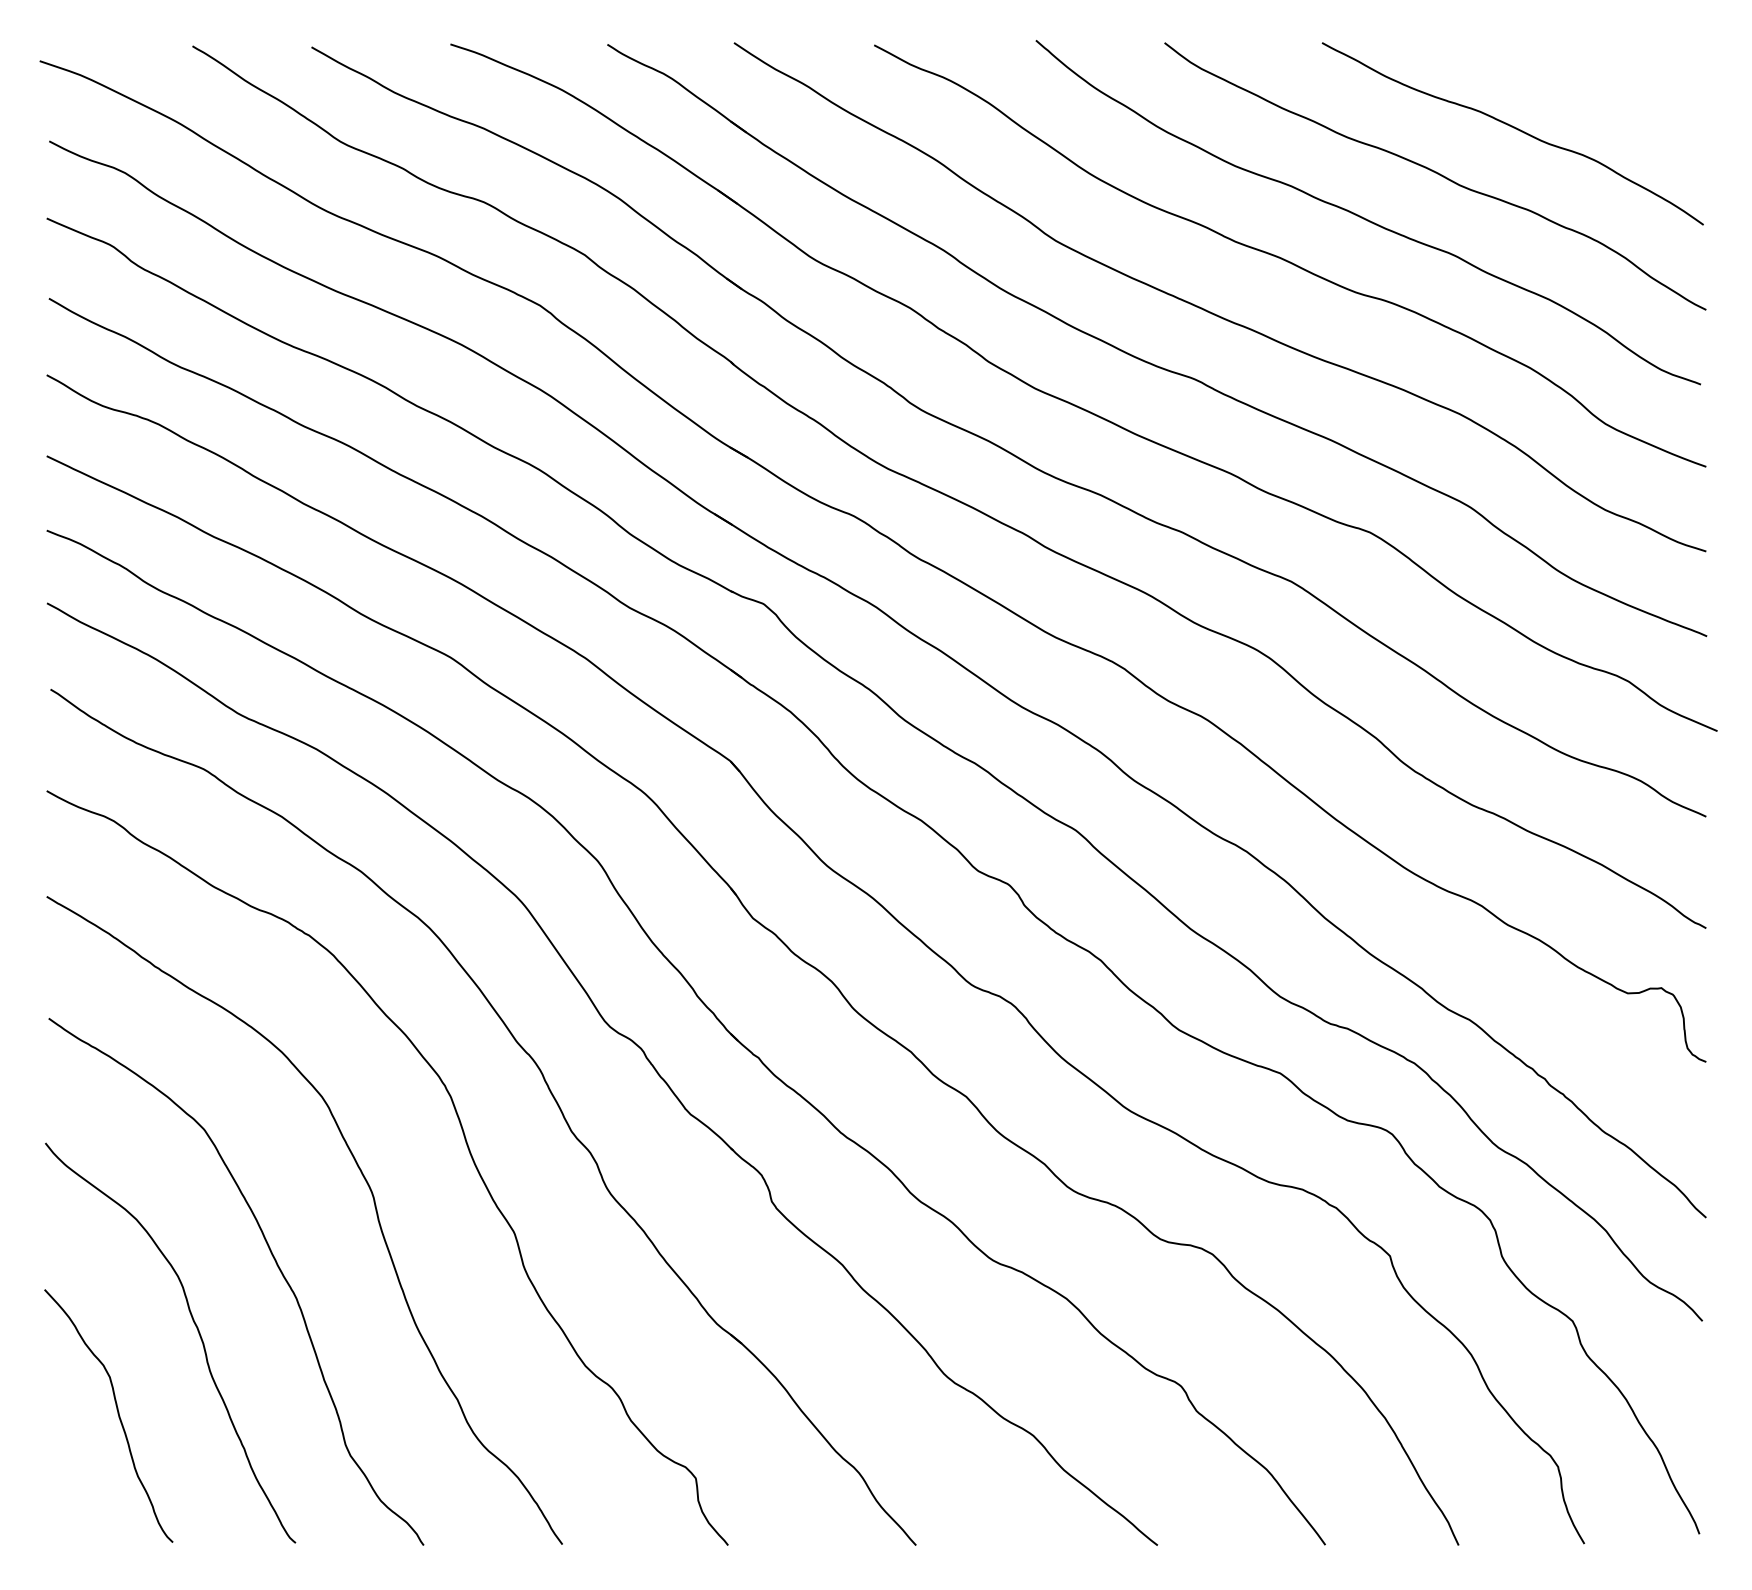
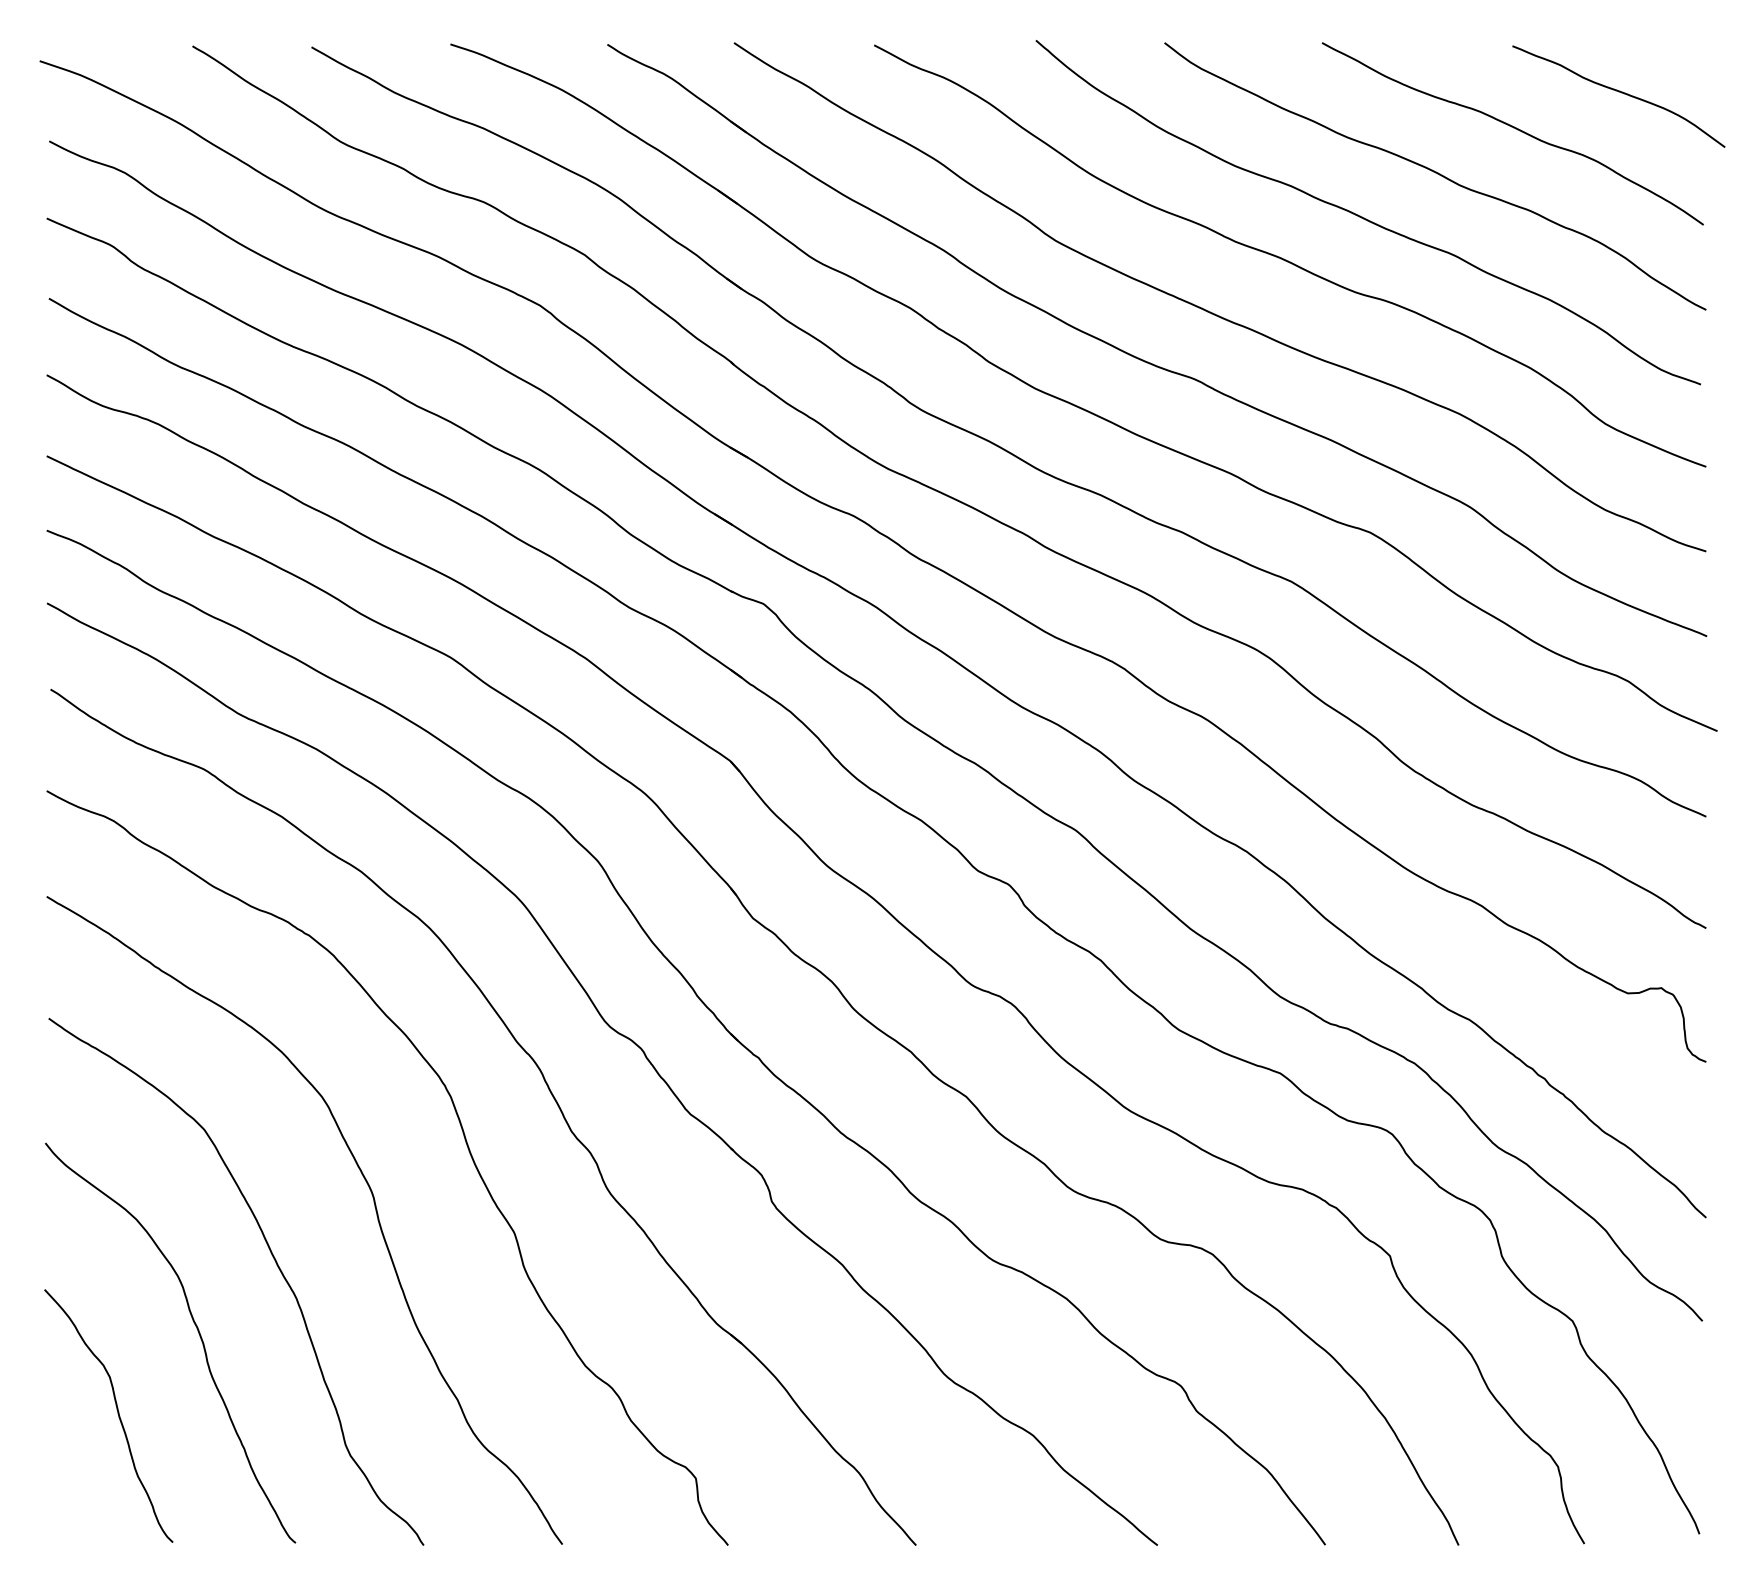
curve: none -> present (1618, 92)
